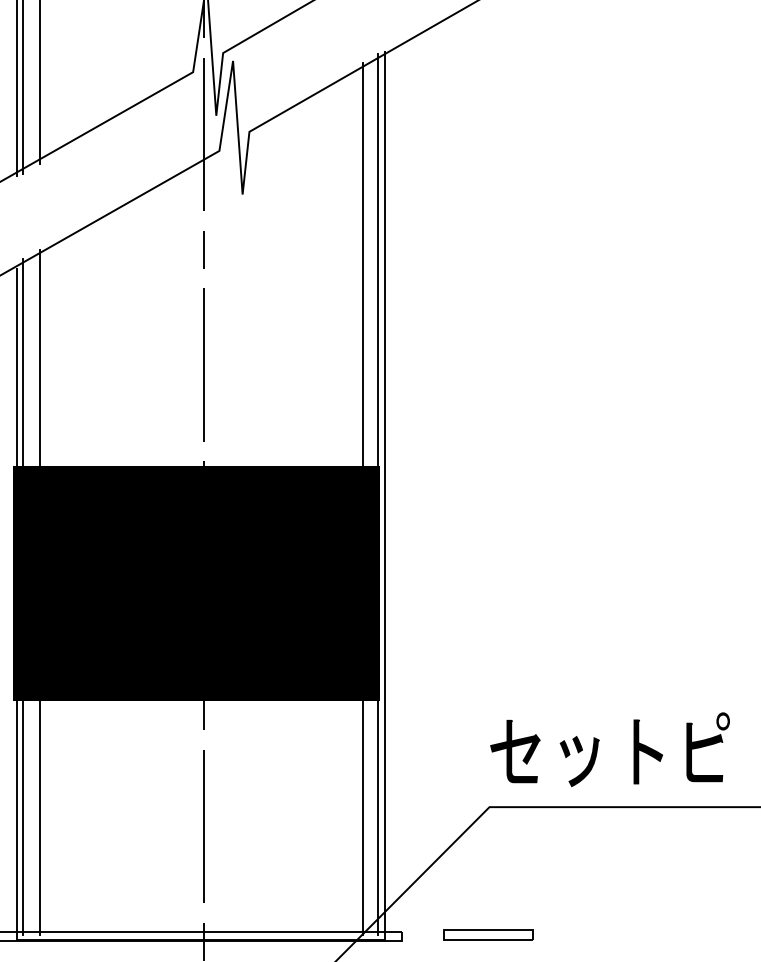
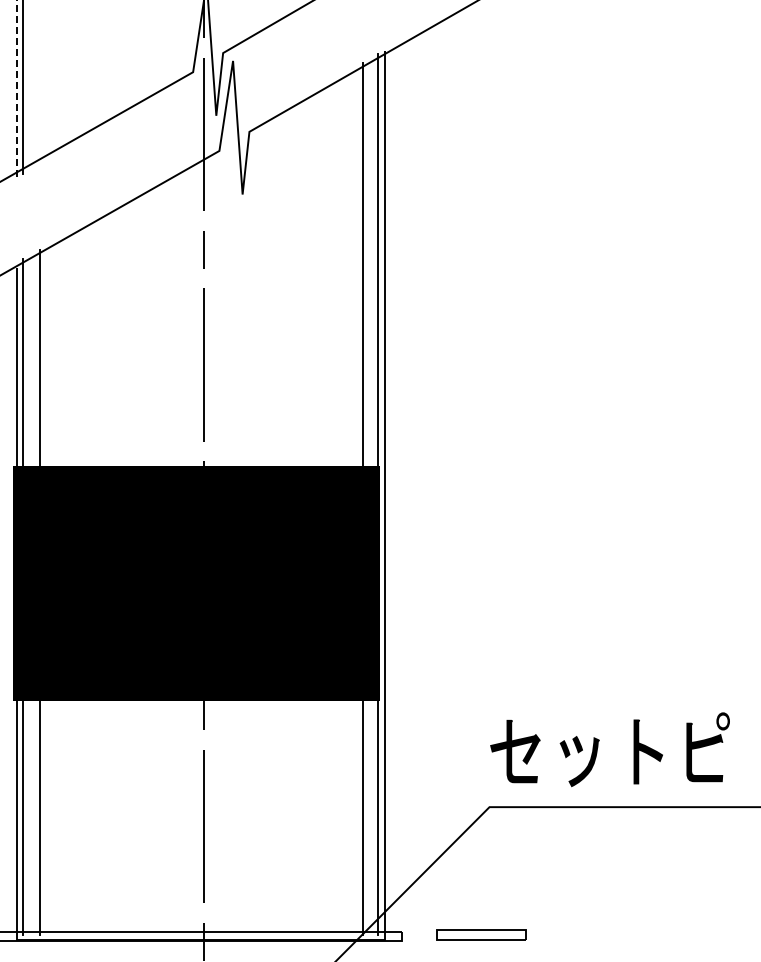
line: present -> none (39, 83)
line: solid -> dashed (17, 88)
part position: (488, 934) -> (481, 934) (481, 934)
